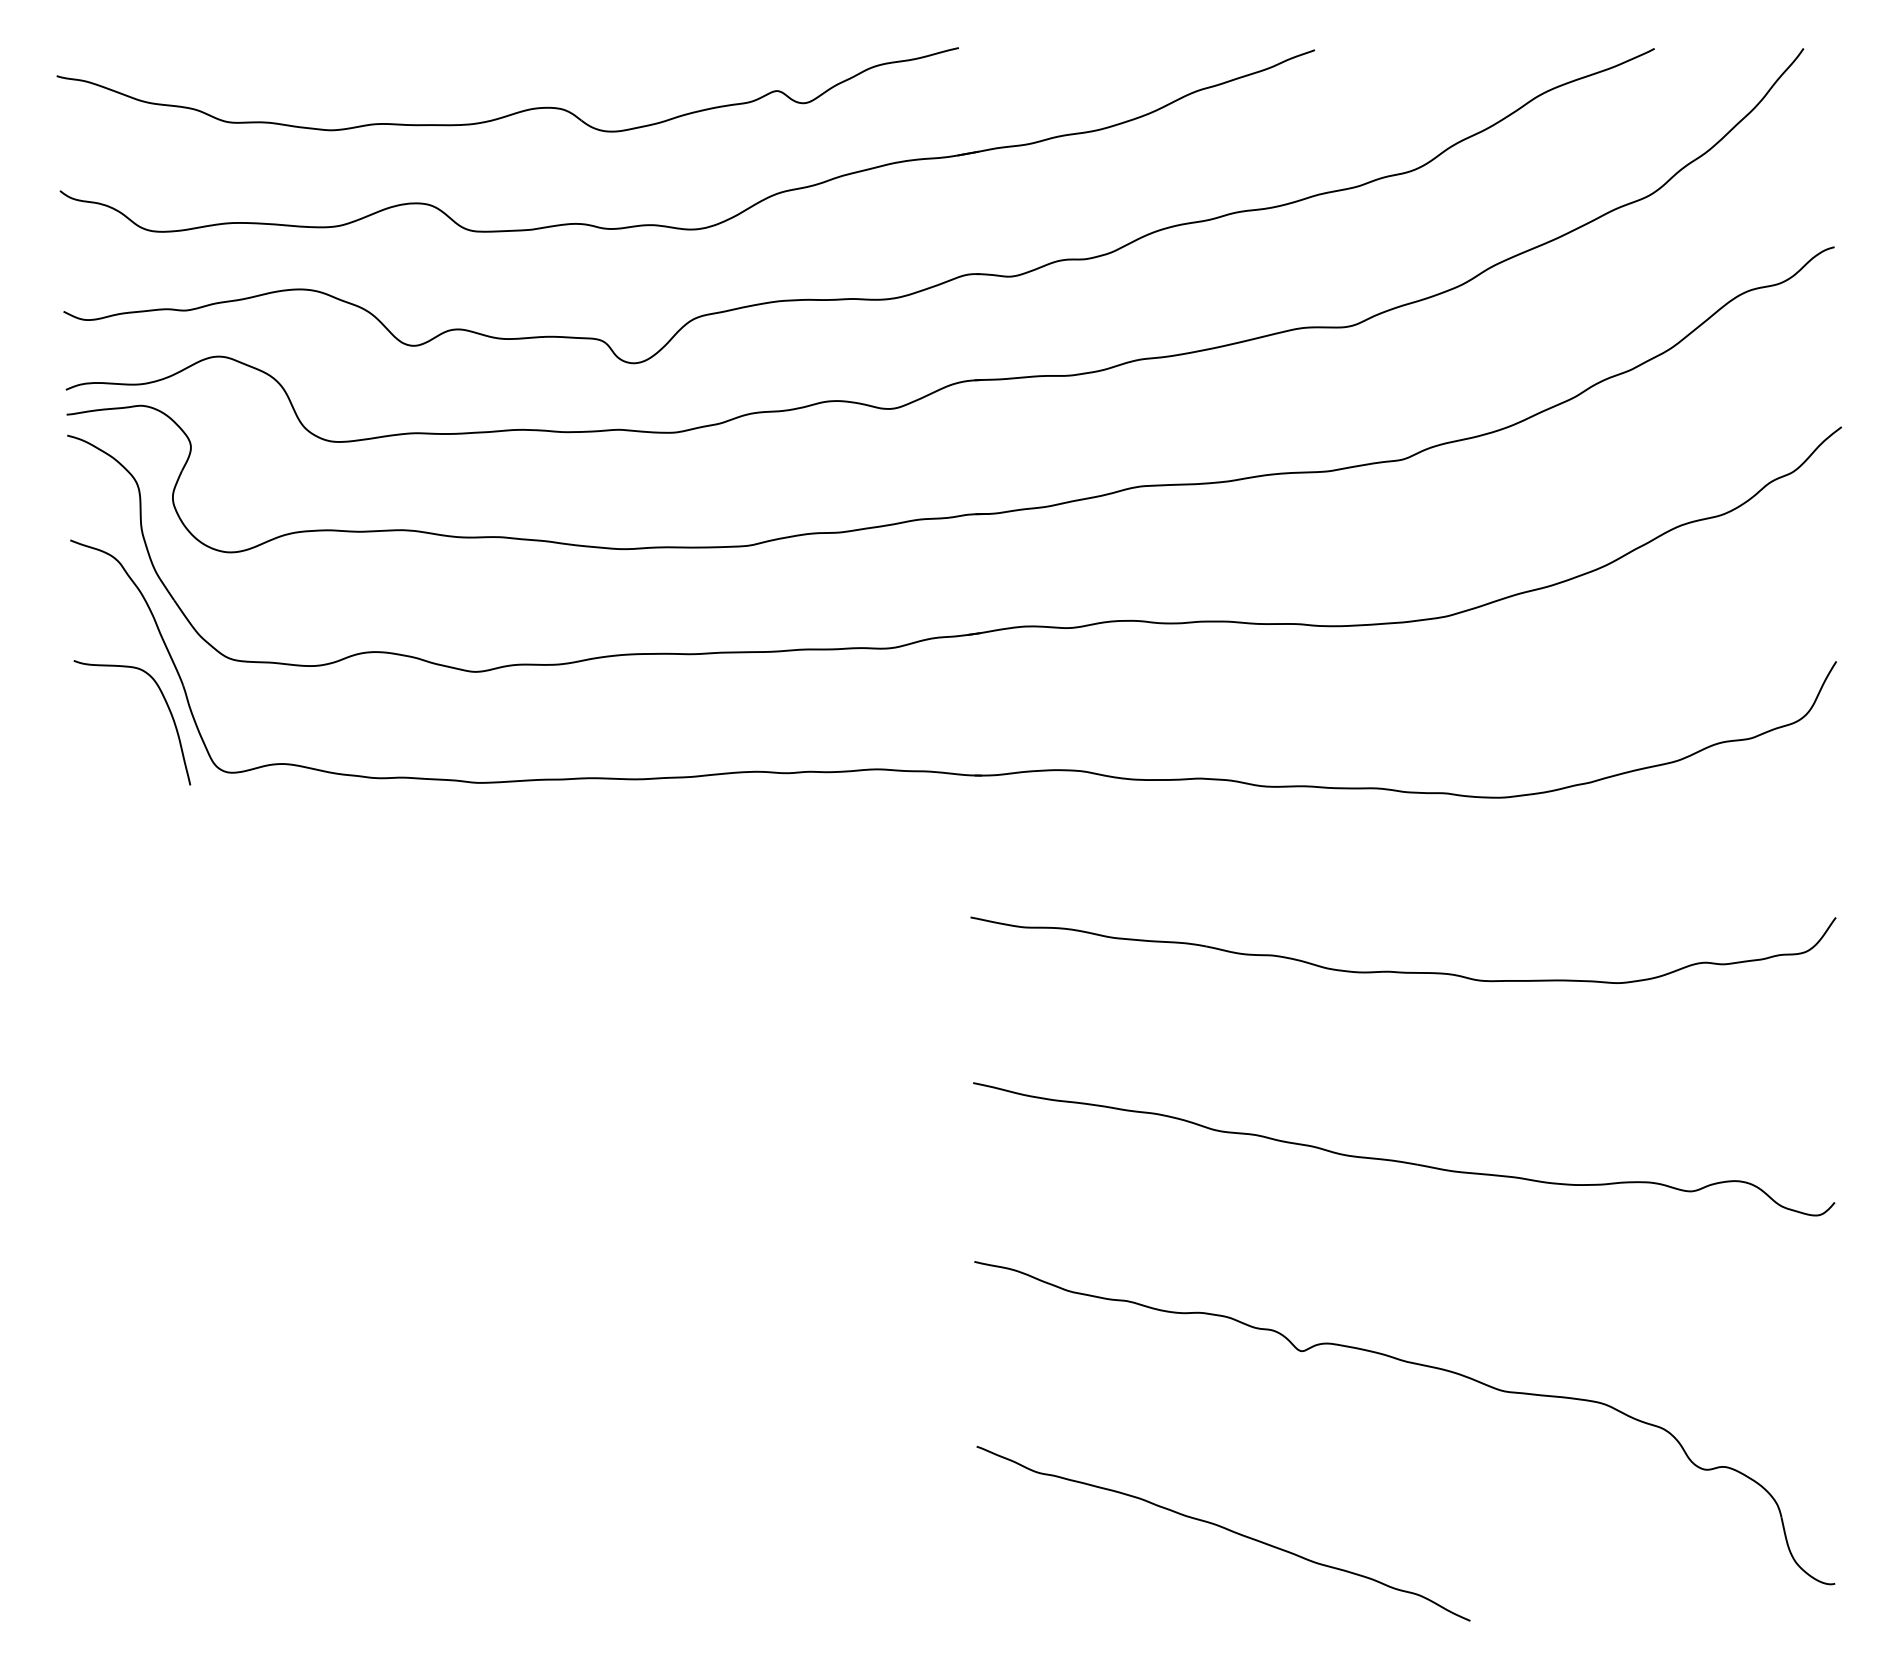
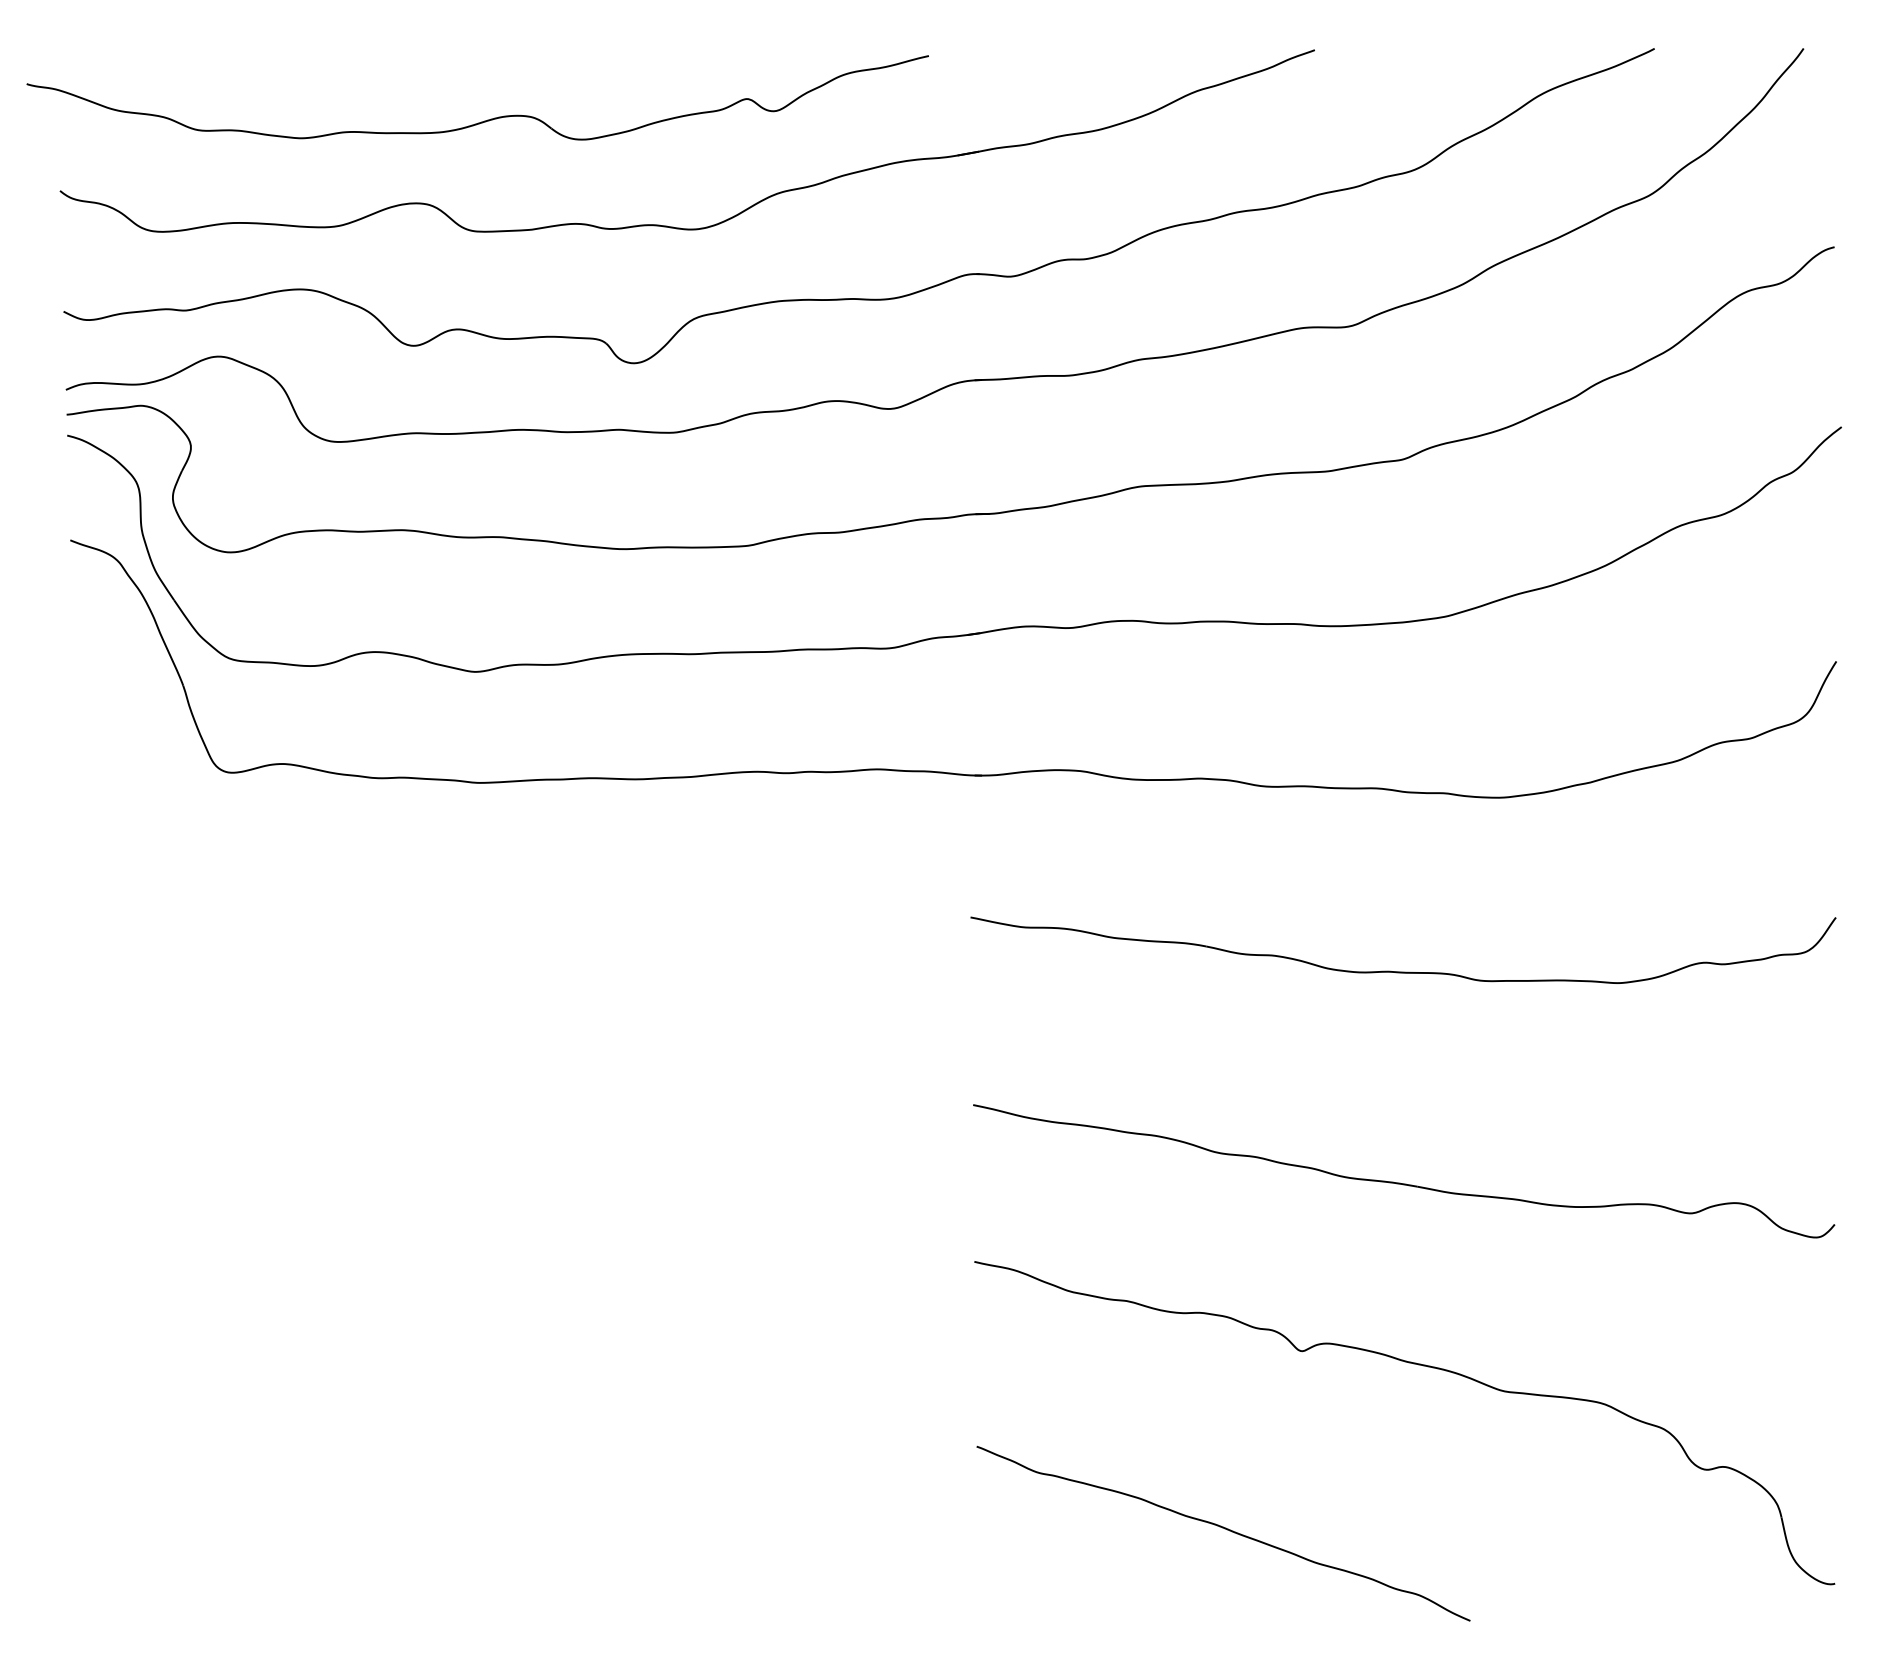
part position: (514, 112) -> (484, 120) (484, 120)
curve: present -> none (166, 705)
part position: (1400, 1160) -> (1400, 1182) (1400, 1182)
